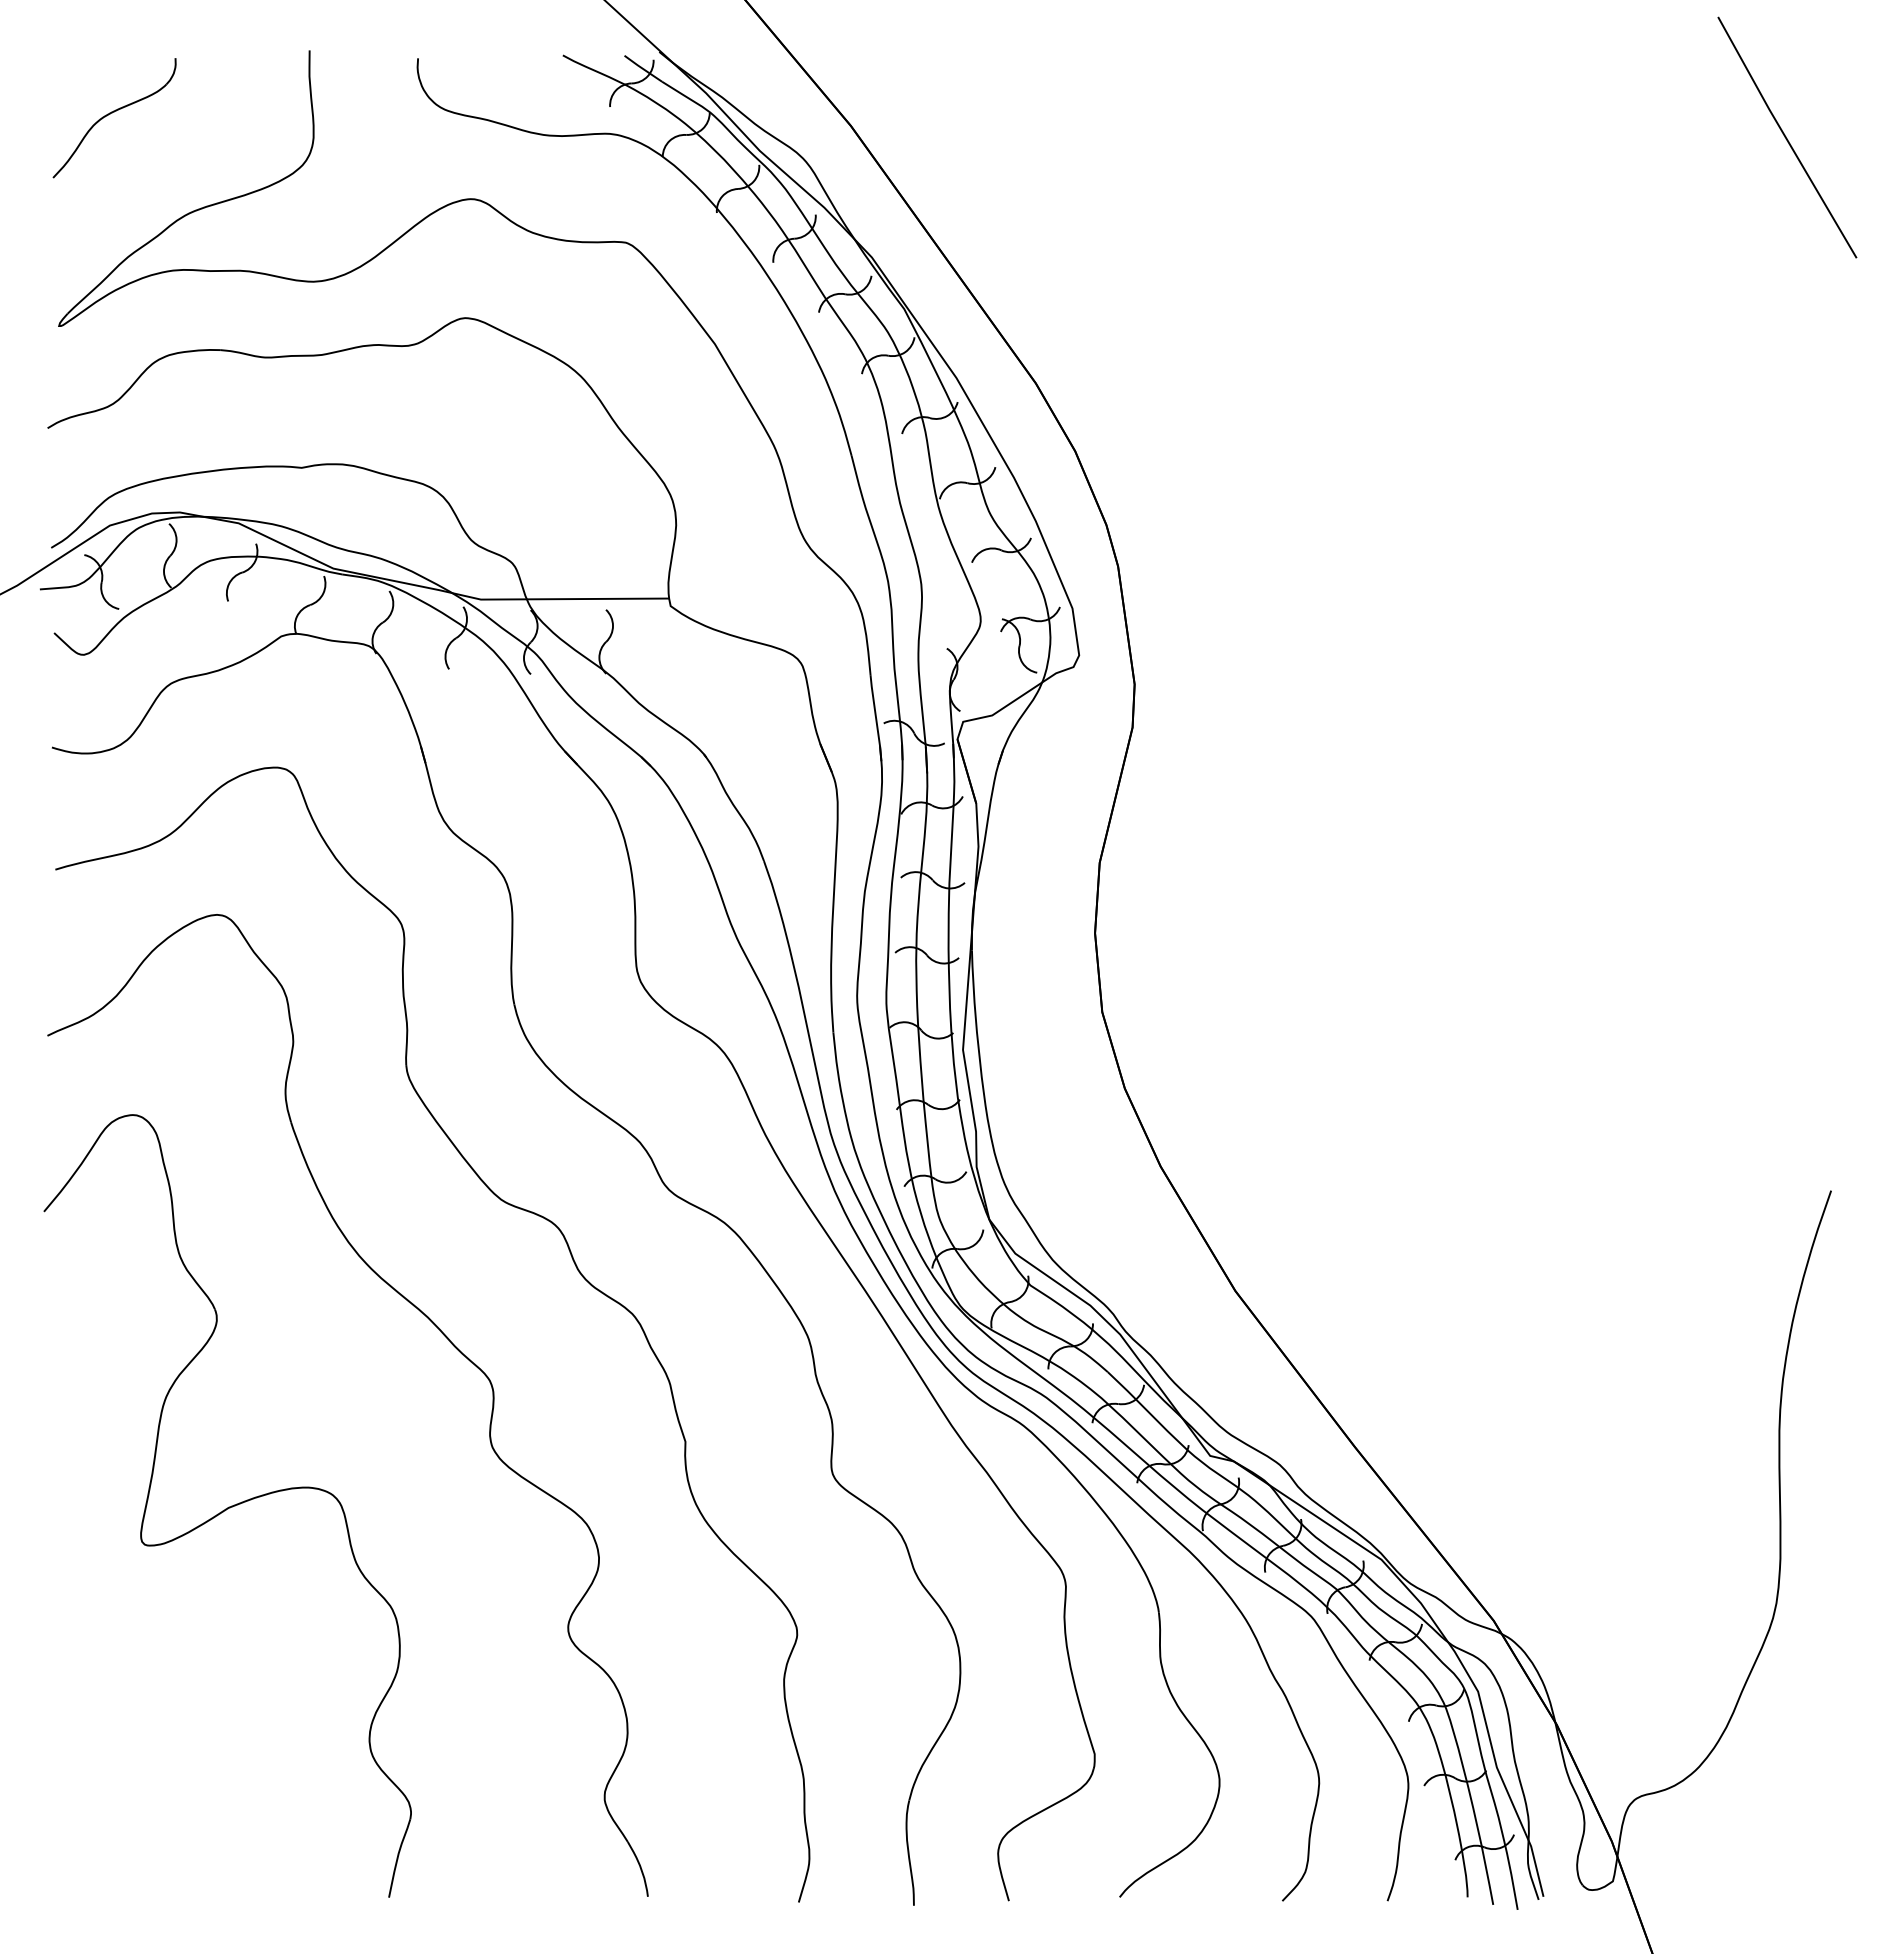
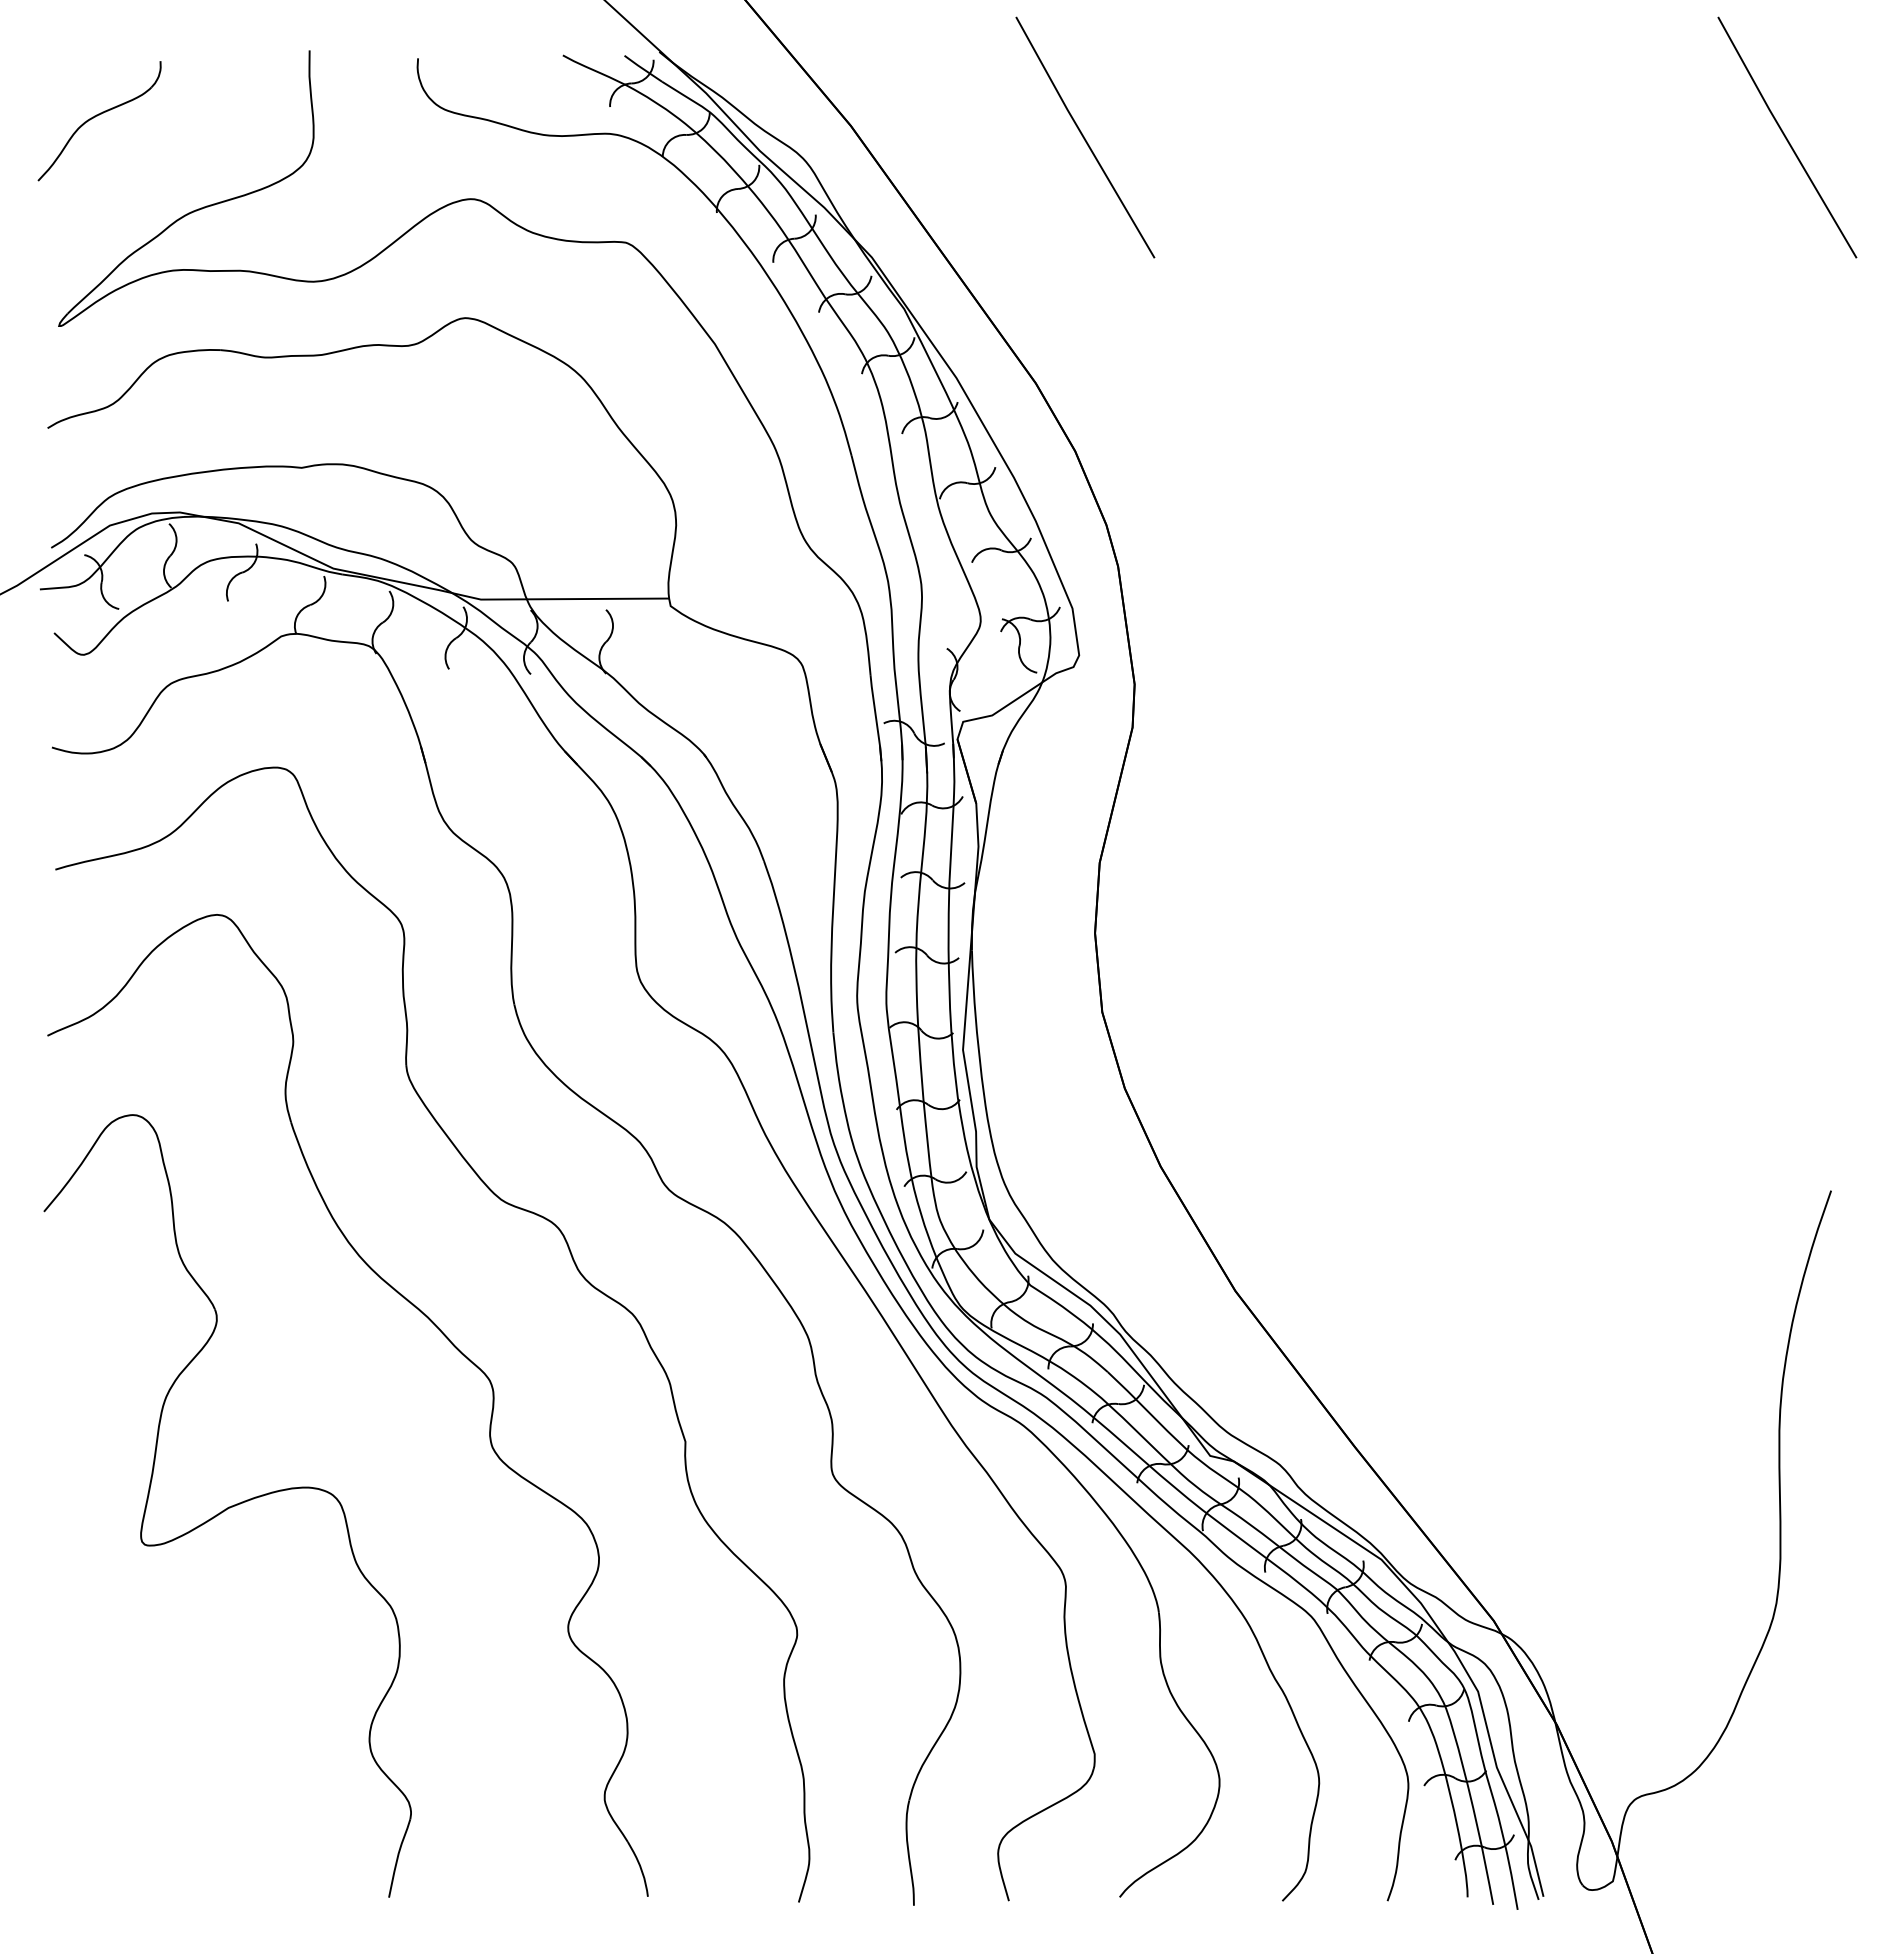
part position: (114, 118) -> (99, 121) (99, 121)
line: none -> present (1084, 137)
